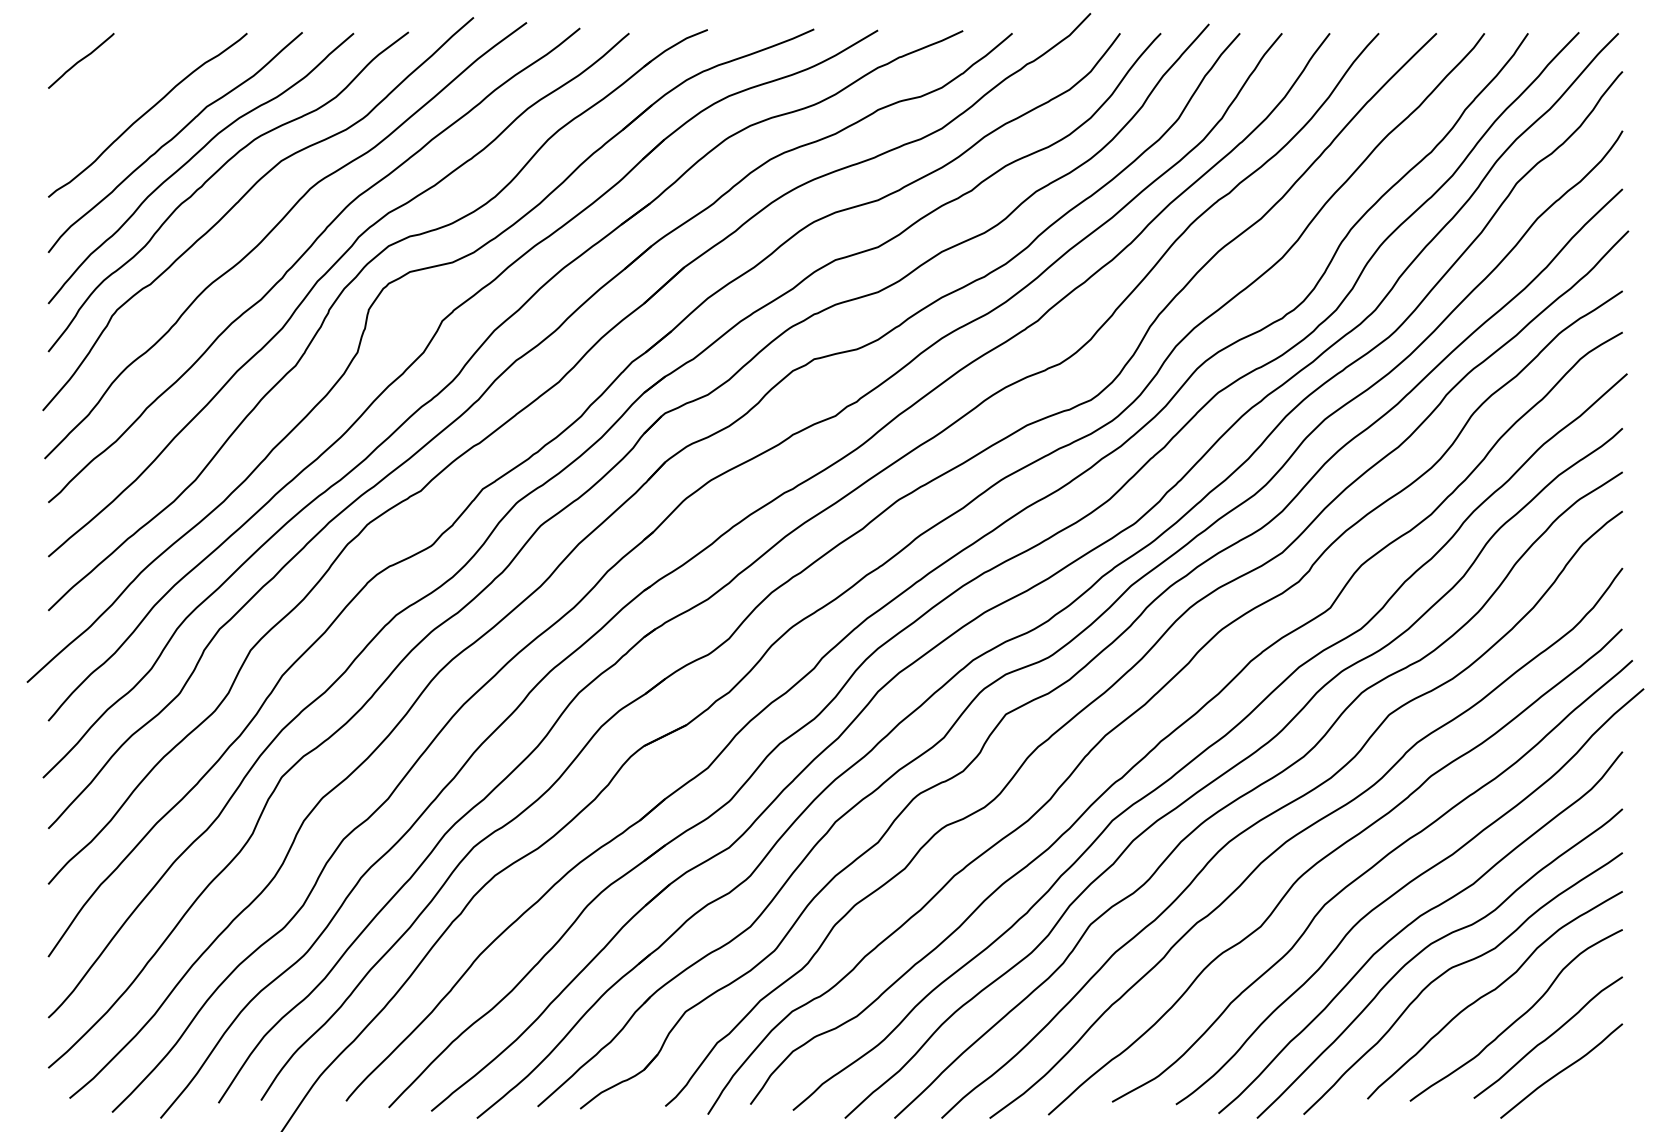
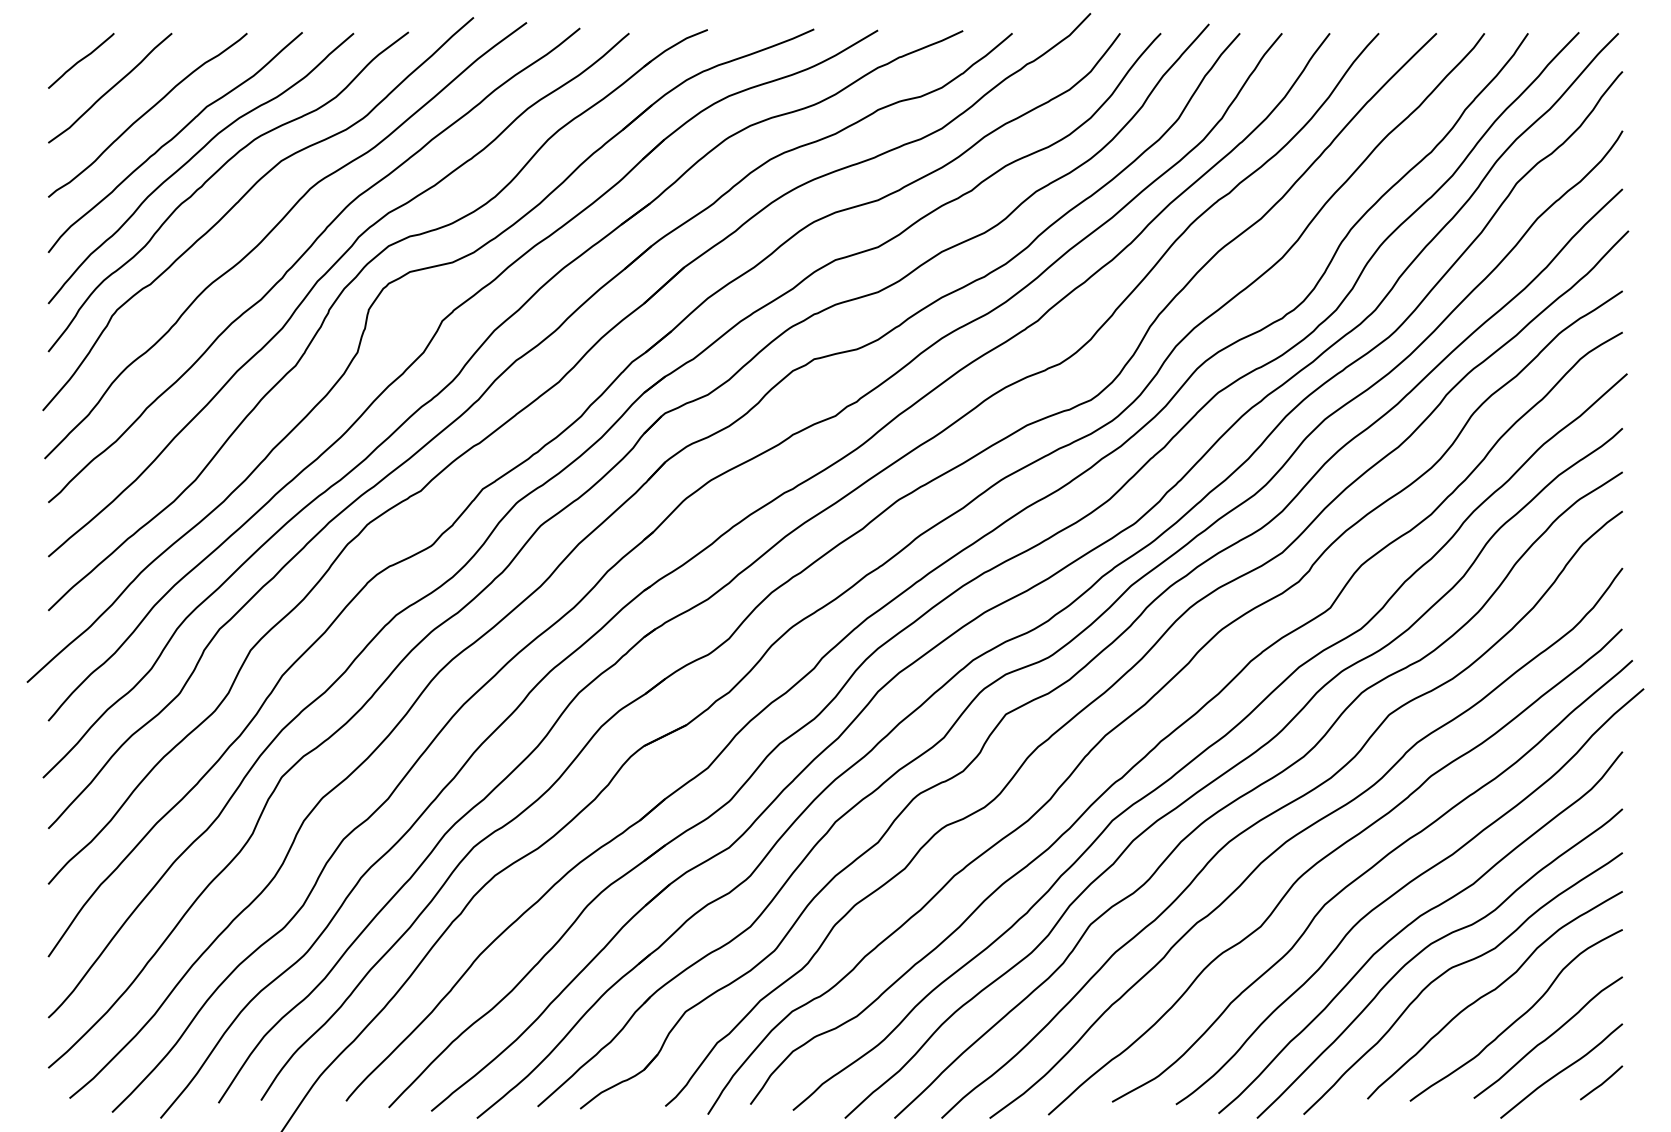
curve: none -> present (111, 87)
line: none -> present (1602, 1082)
